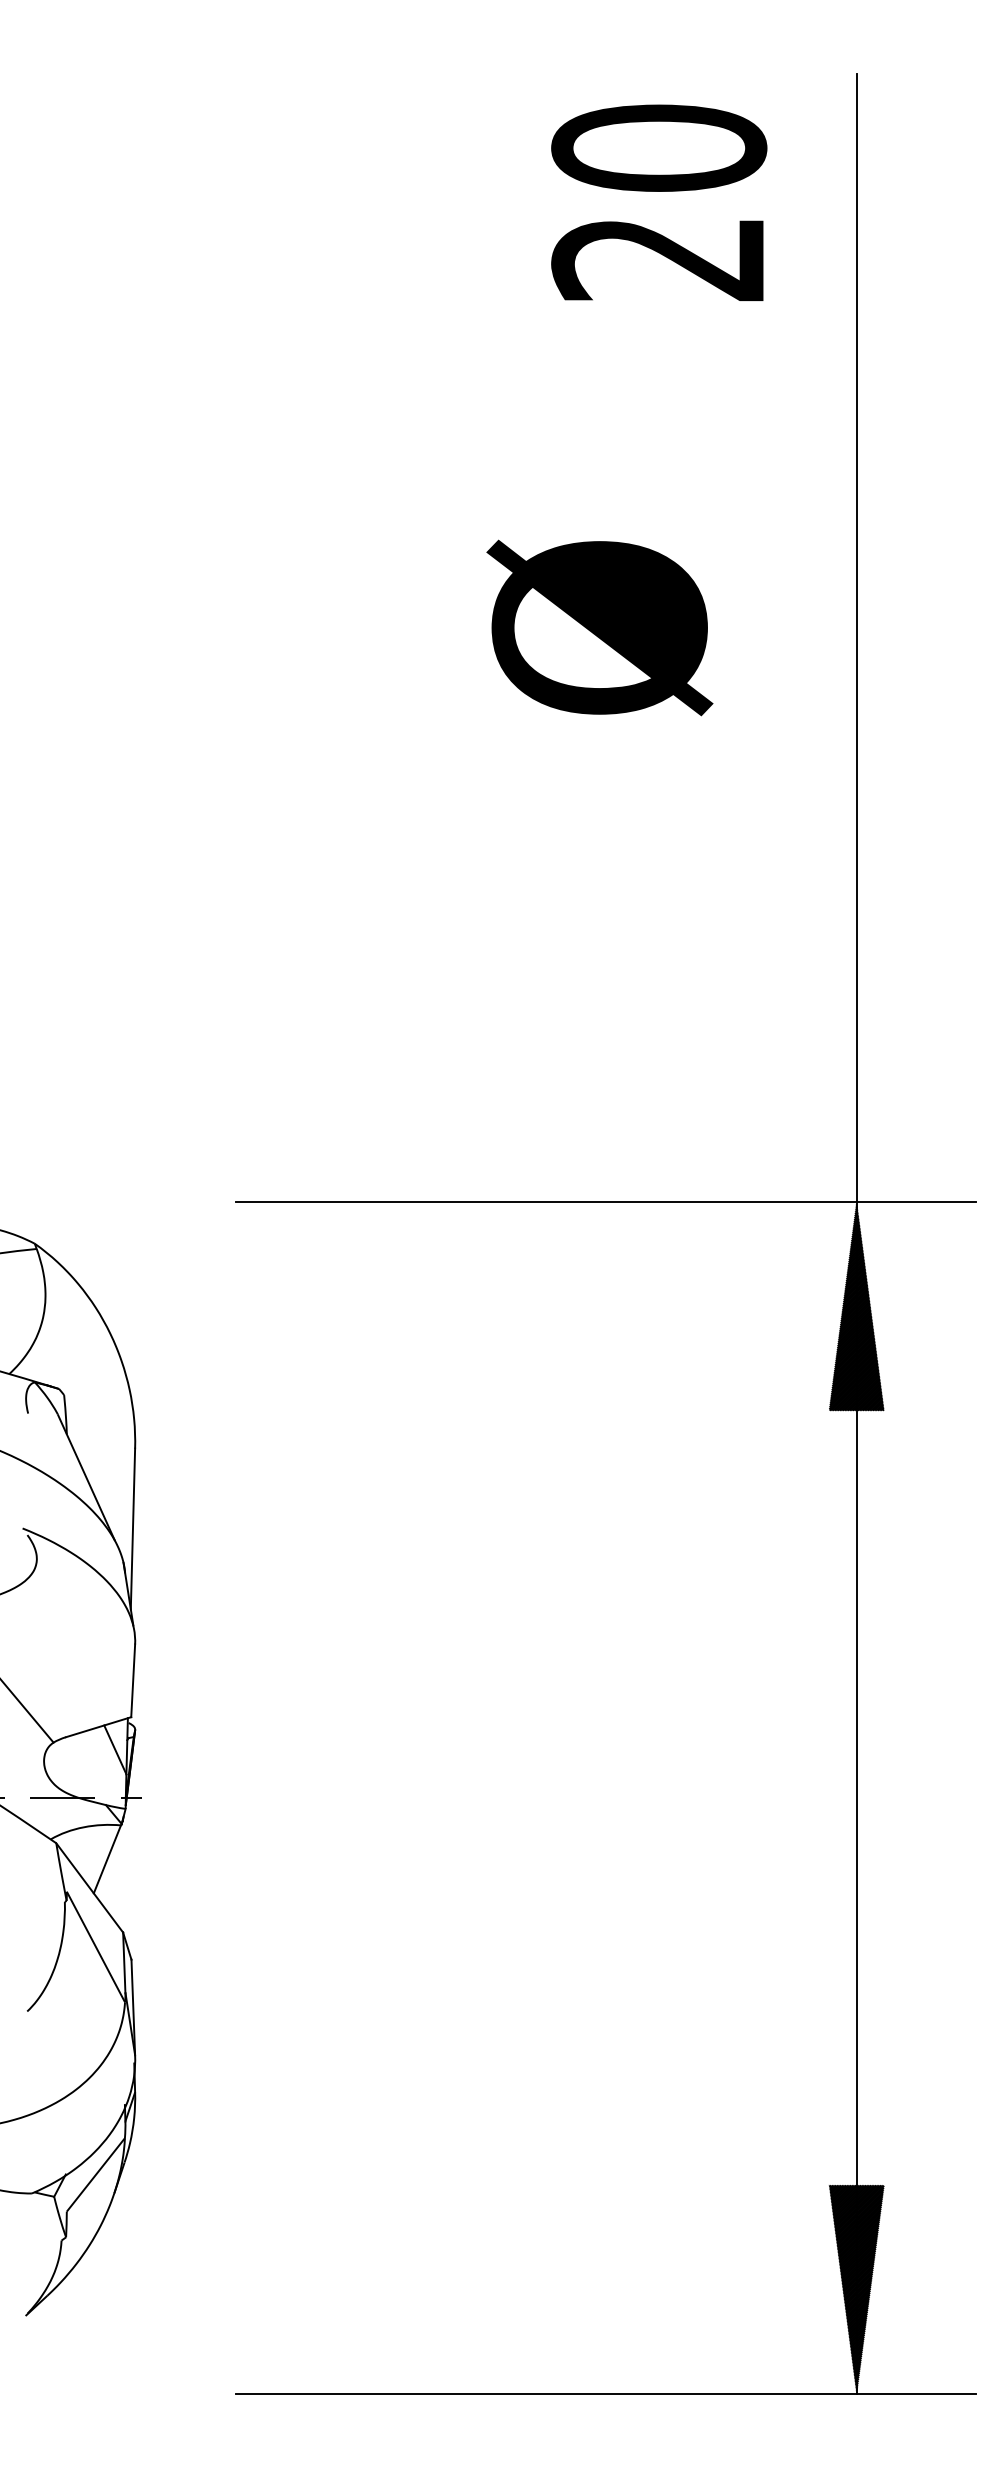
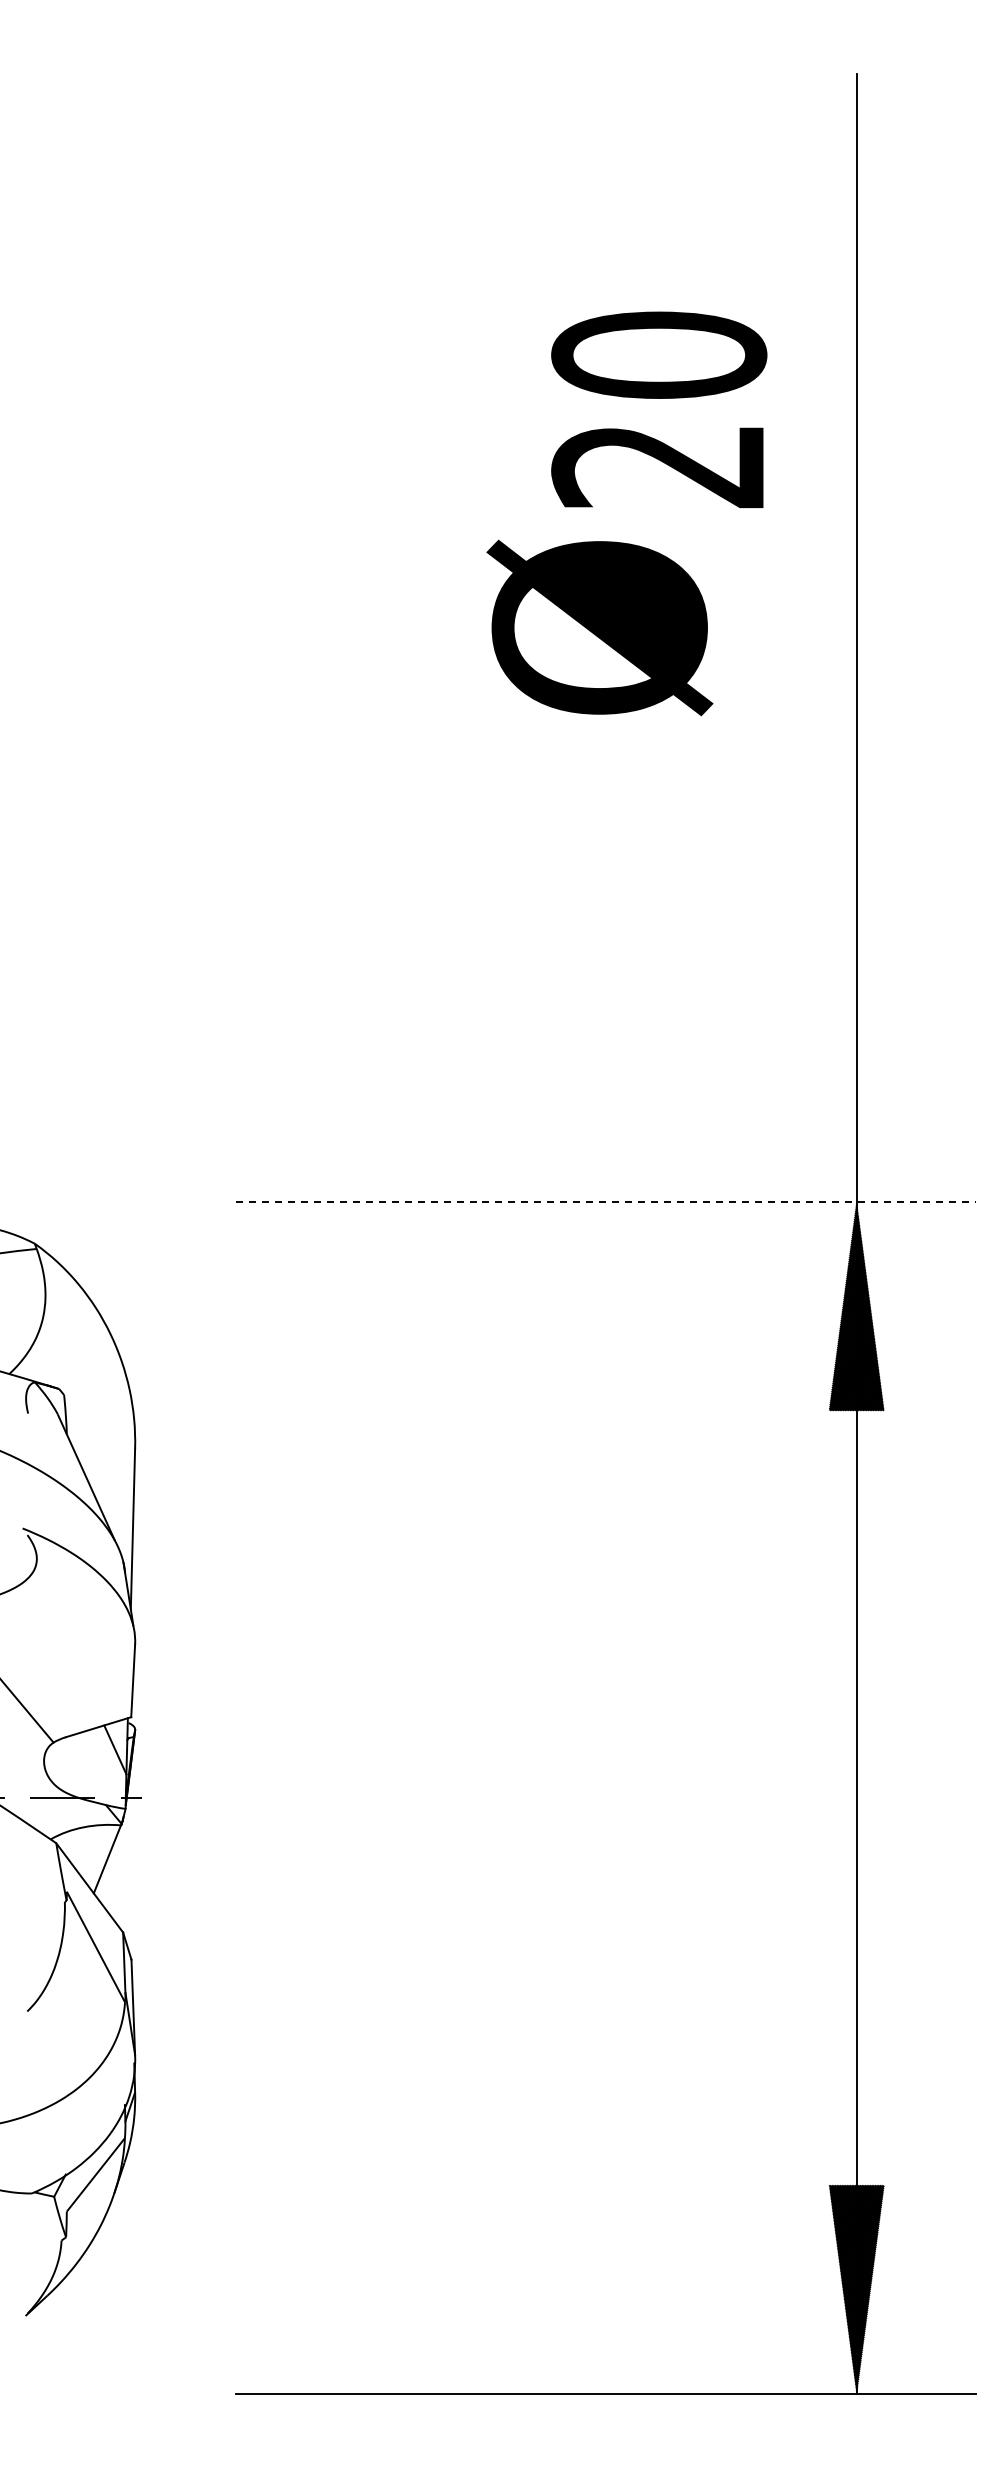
text position: (659, 202) -> (659, 409) (659, 409)
line: solid -> dashed (606, 1202)
